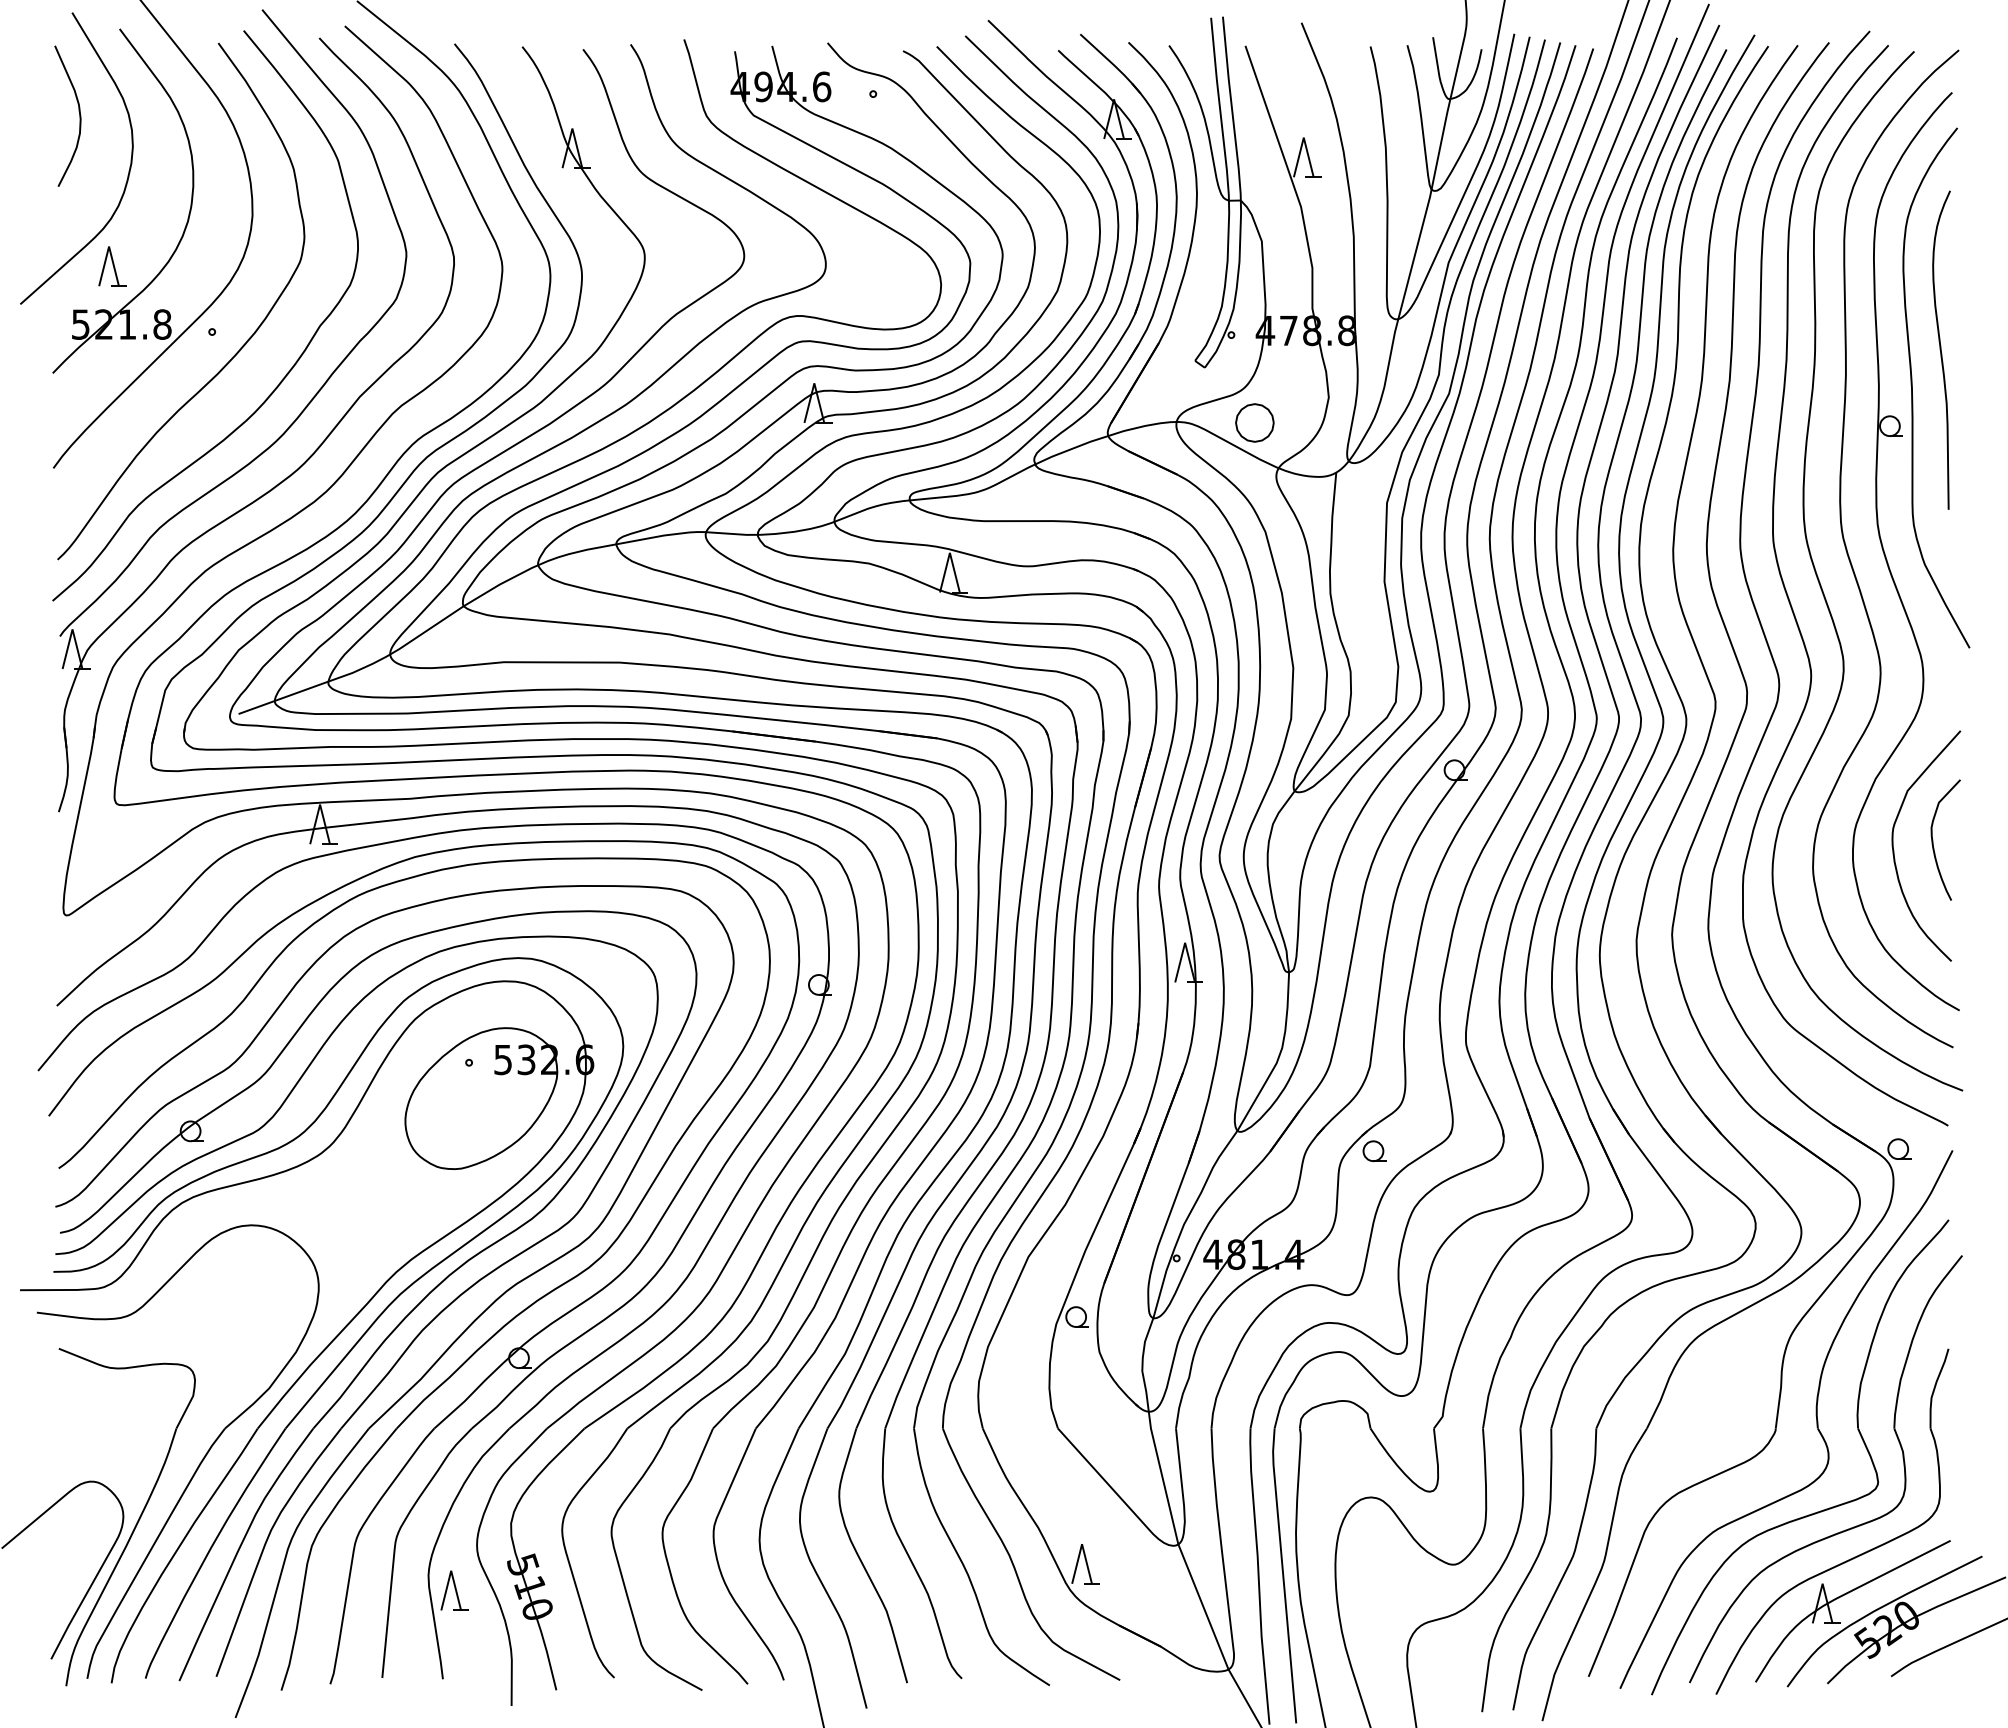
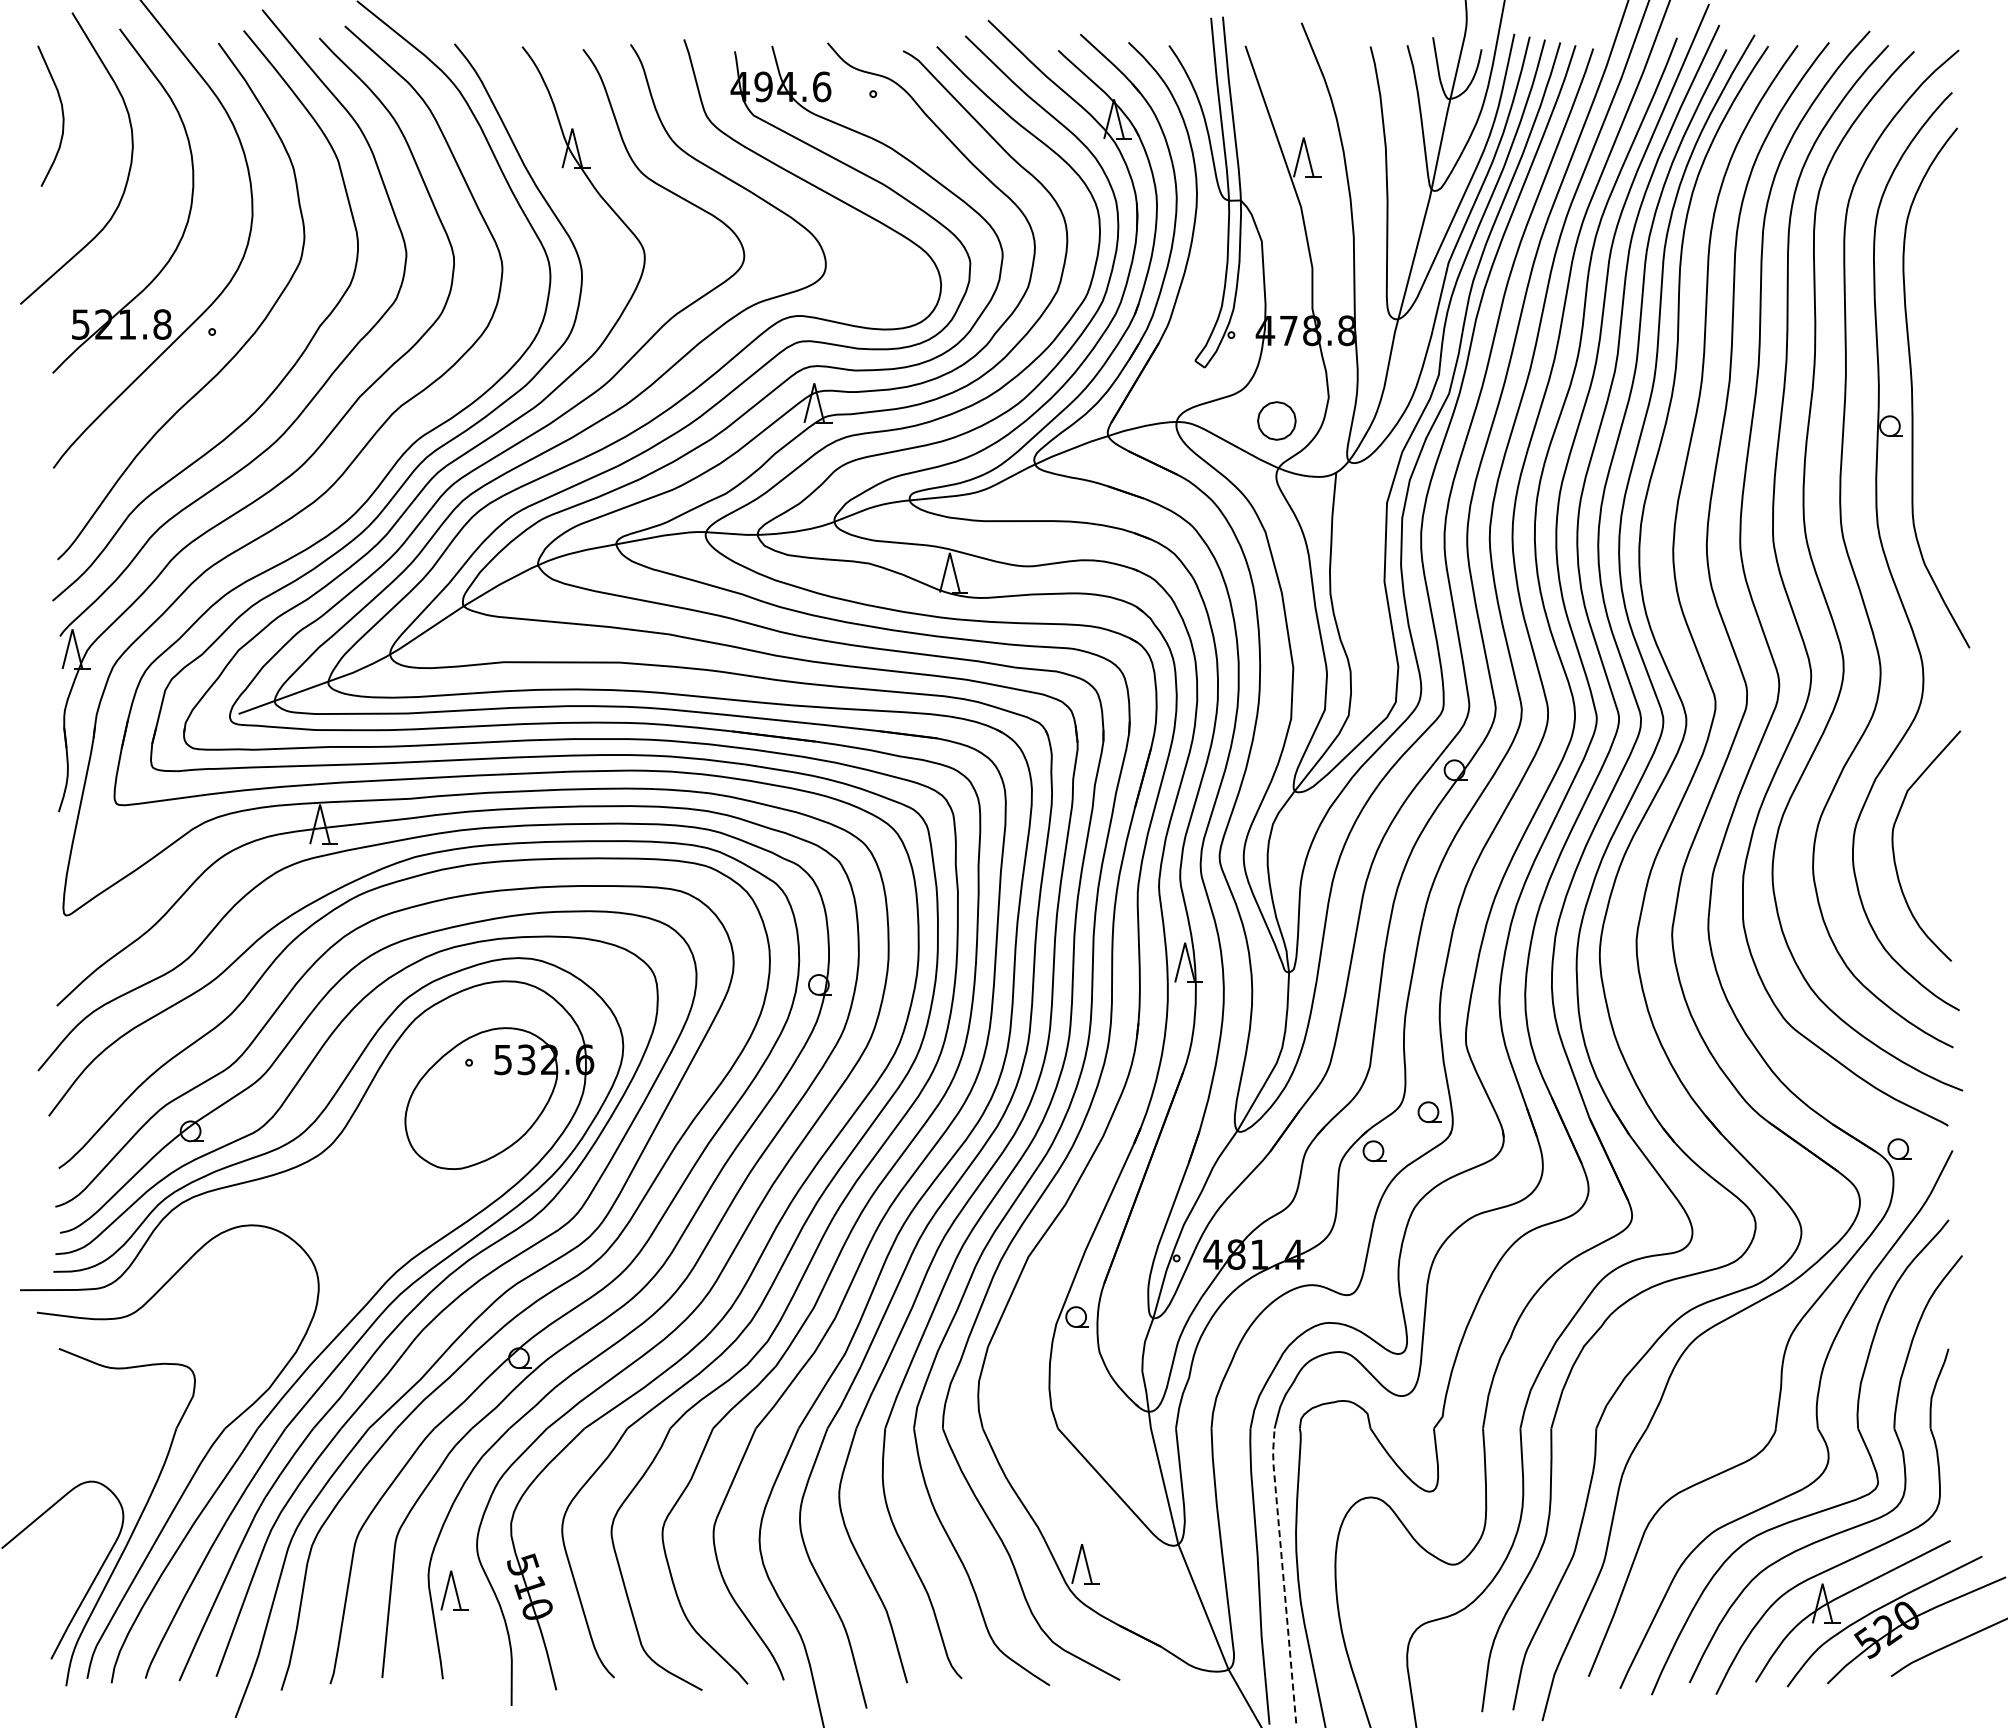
curve position: (78, 111) -> (61, 111) (61, 111)
part: present -> none (112, 266)
curve: present -> none (1941, 349)
part position: (1254, 422) -> (1276, 420) (1276, 420)
curve: present -> none (1933, 839)
part: none -> present (1429, 1111)
line: solid -> dashed (1283, 1574)
